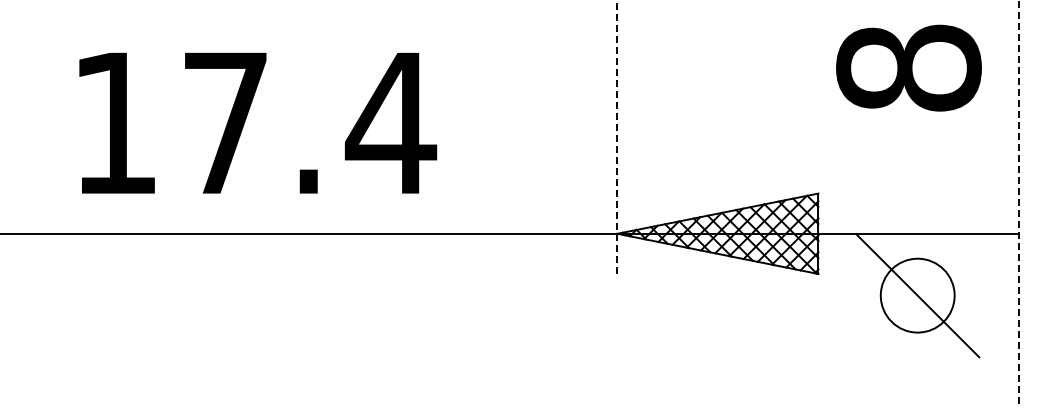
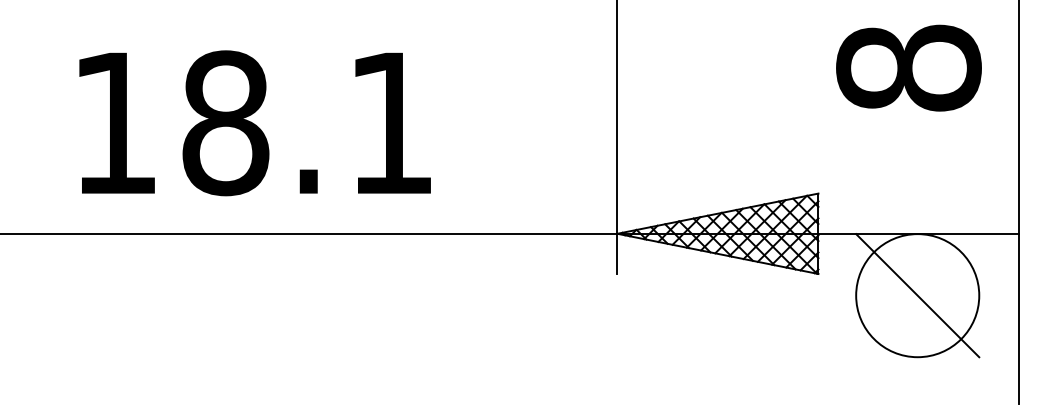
text: 17.4 -> 18.1 (309, 123)
line: dashed -> solid (617, 137)
line: dashed -> solid (1019, 202)
circle diameter: 74 px -> 123 px (917, 295)
